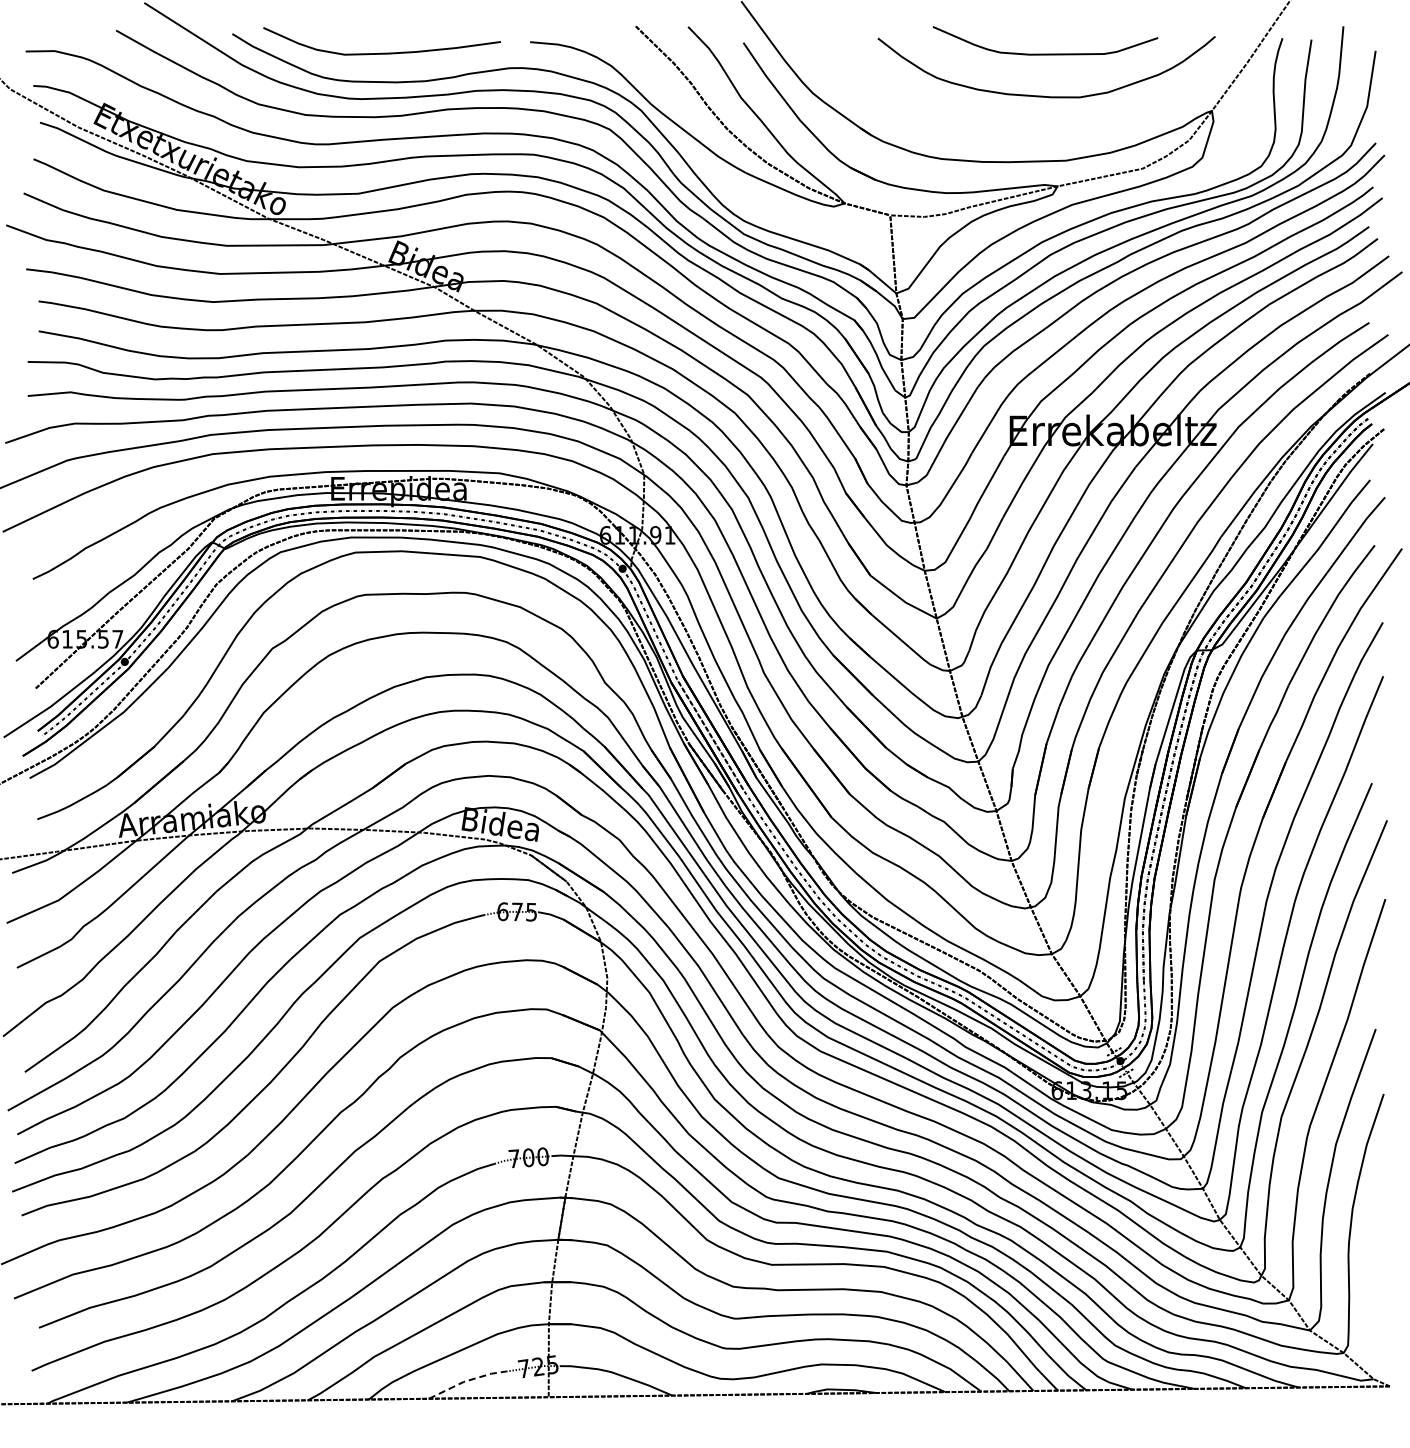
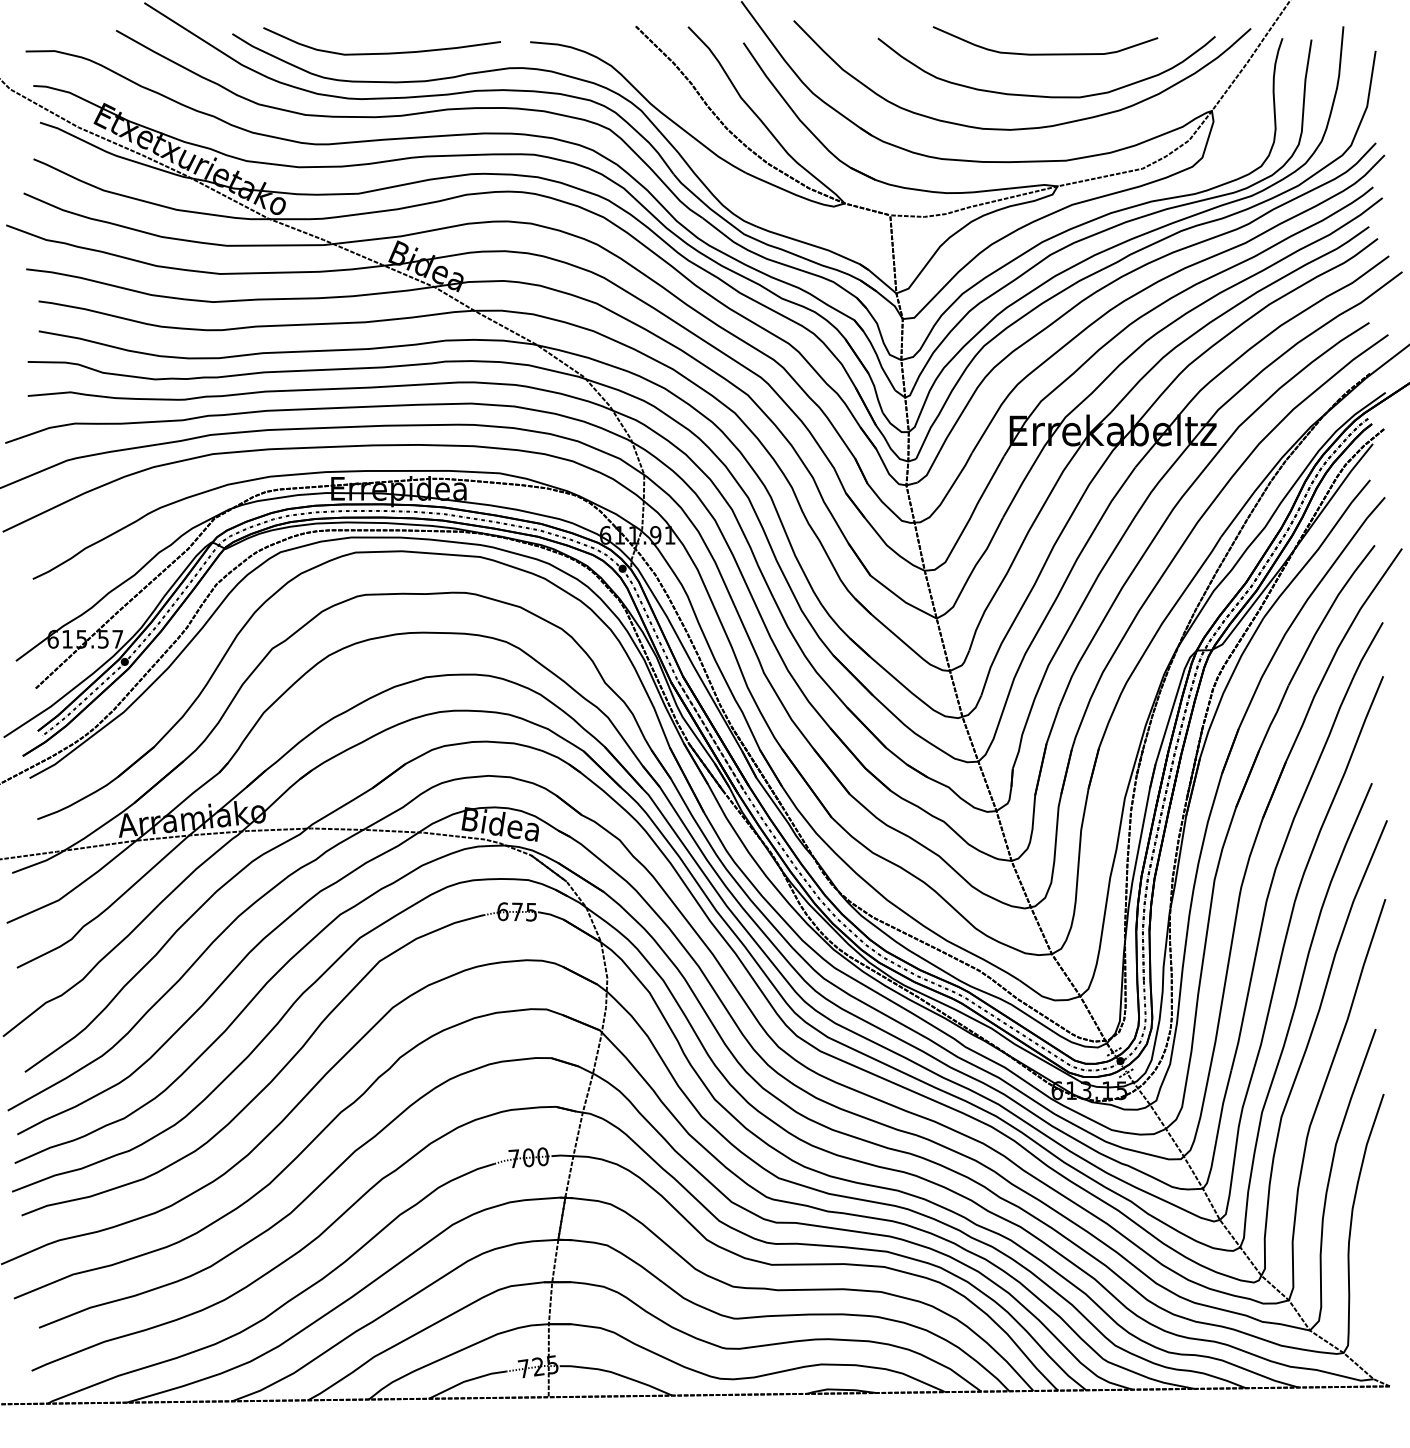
curve: none -> present (1026, 127)
line: dashed -> solid (466, 1381)
